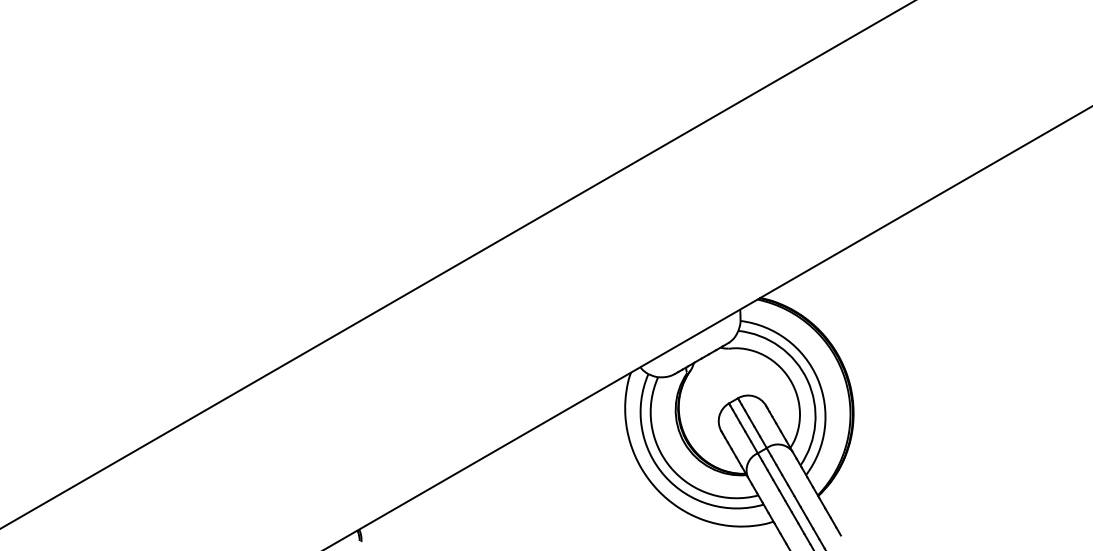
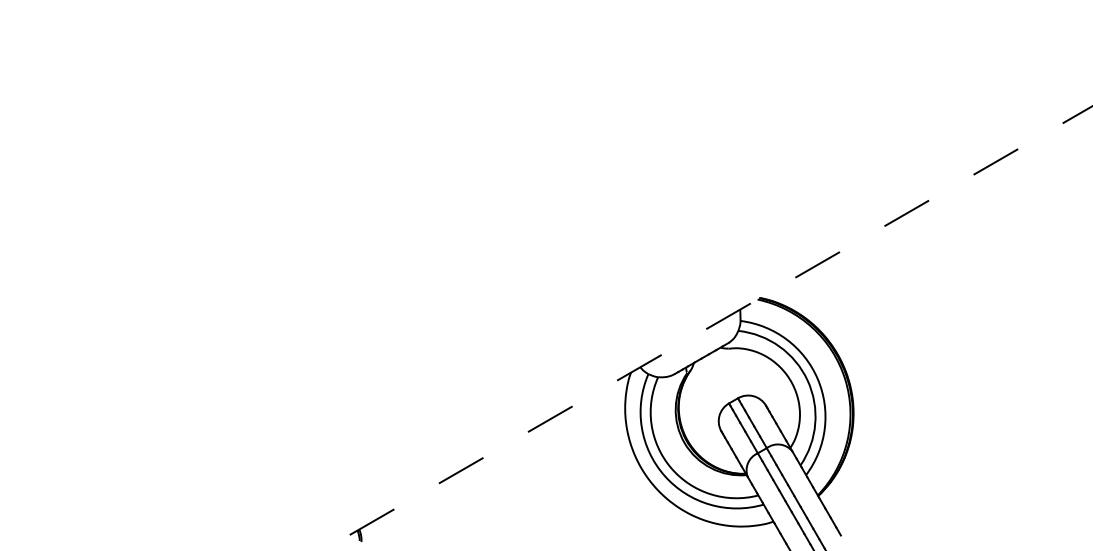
line: present -> none (457, 264)
line: solid -> dashed (707, 328)
